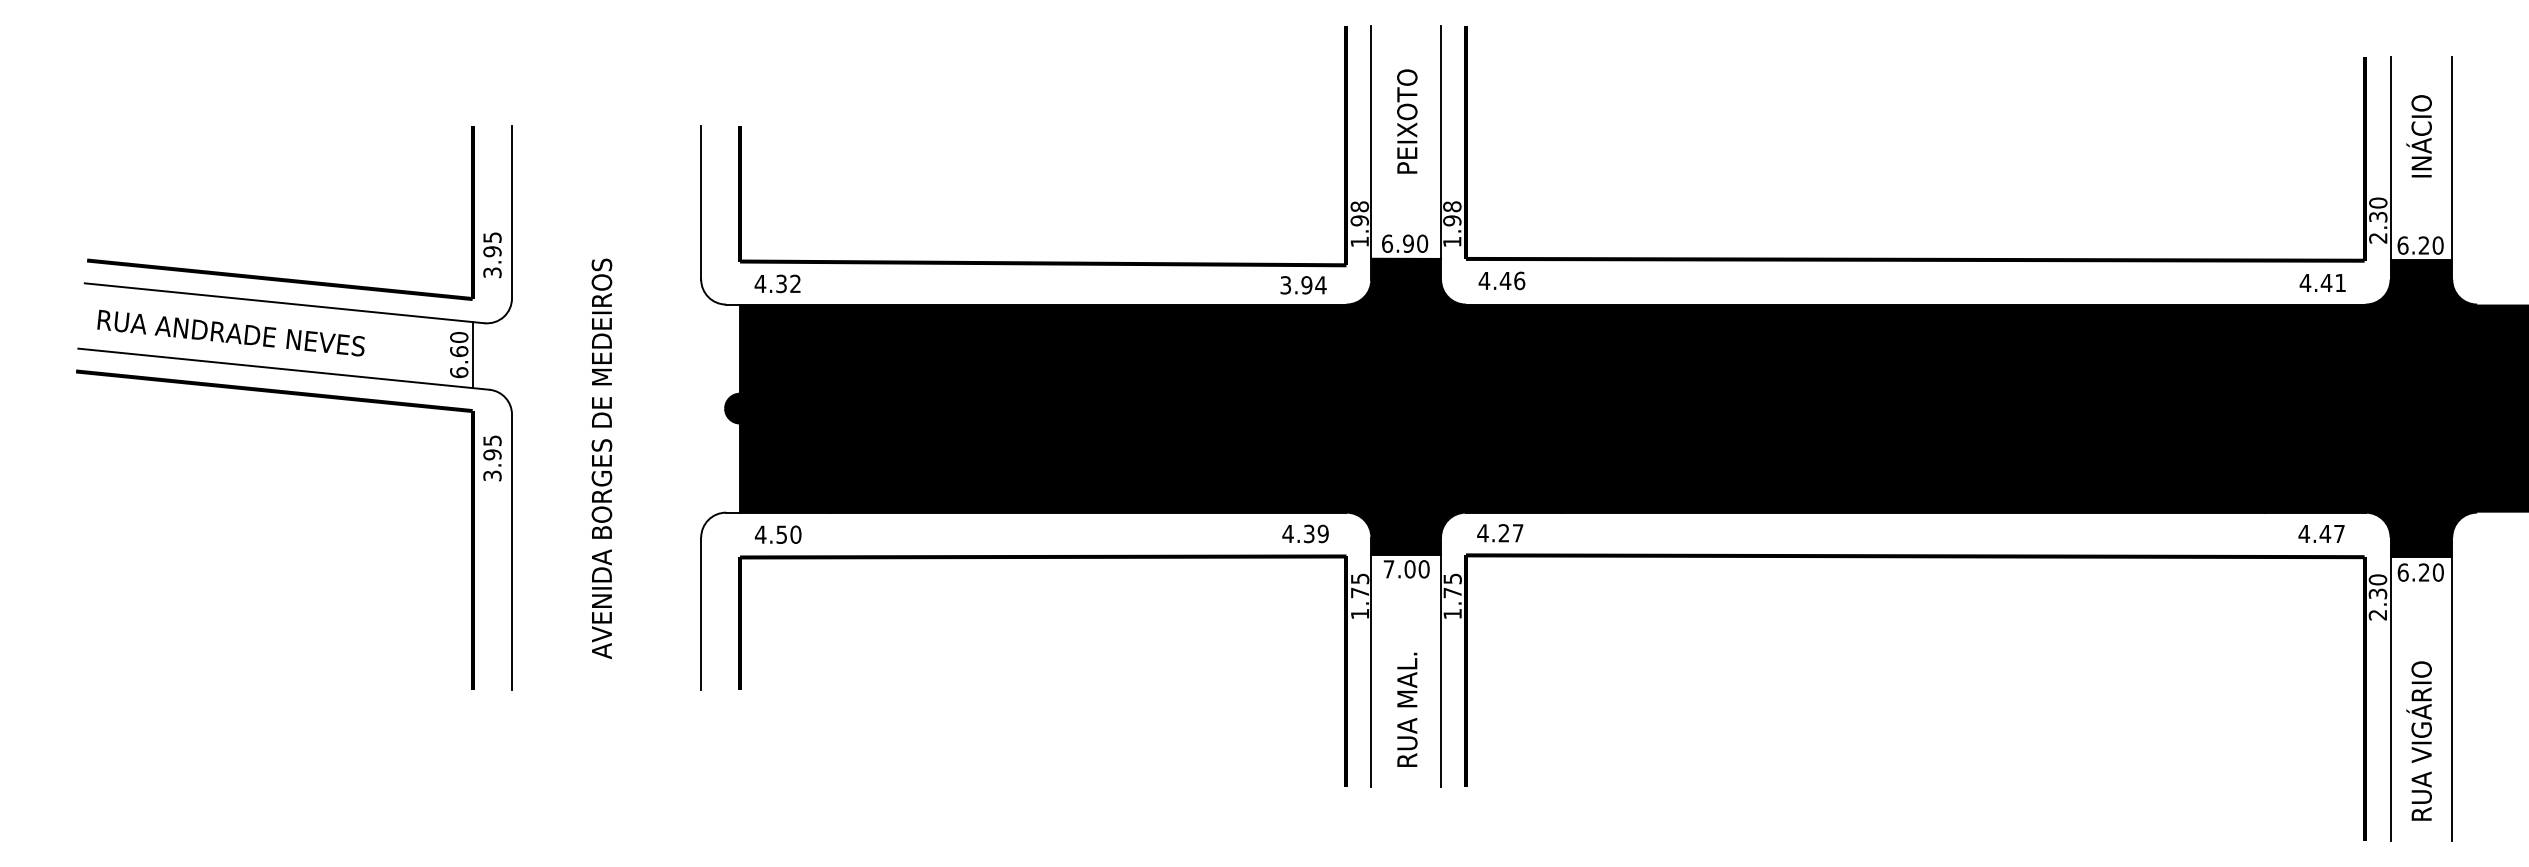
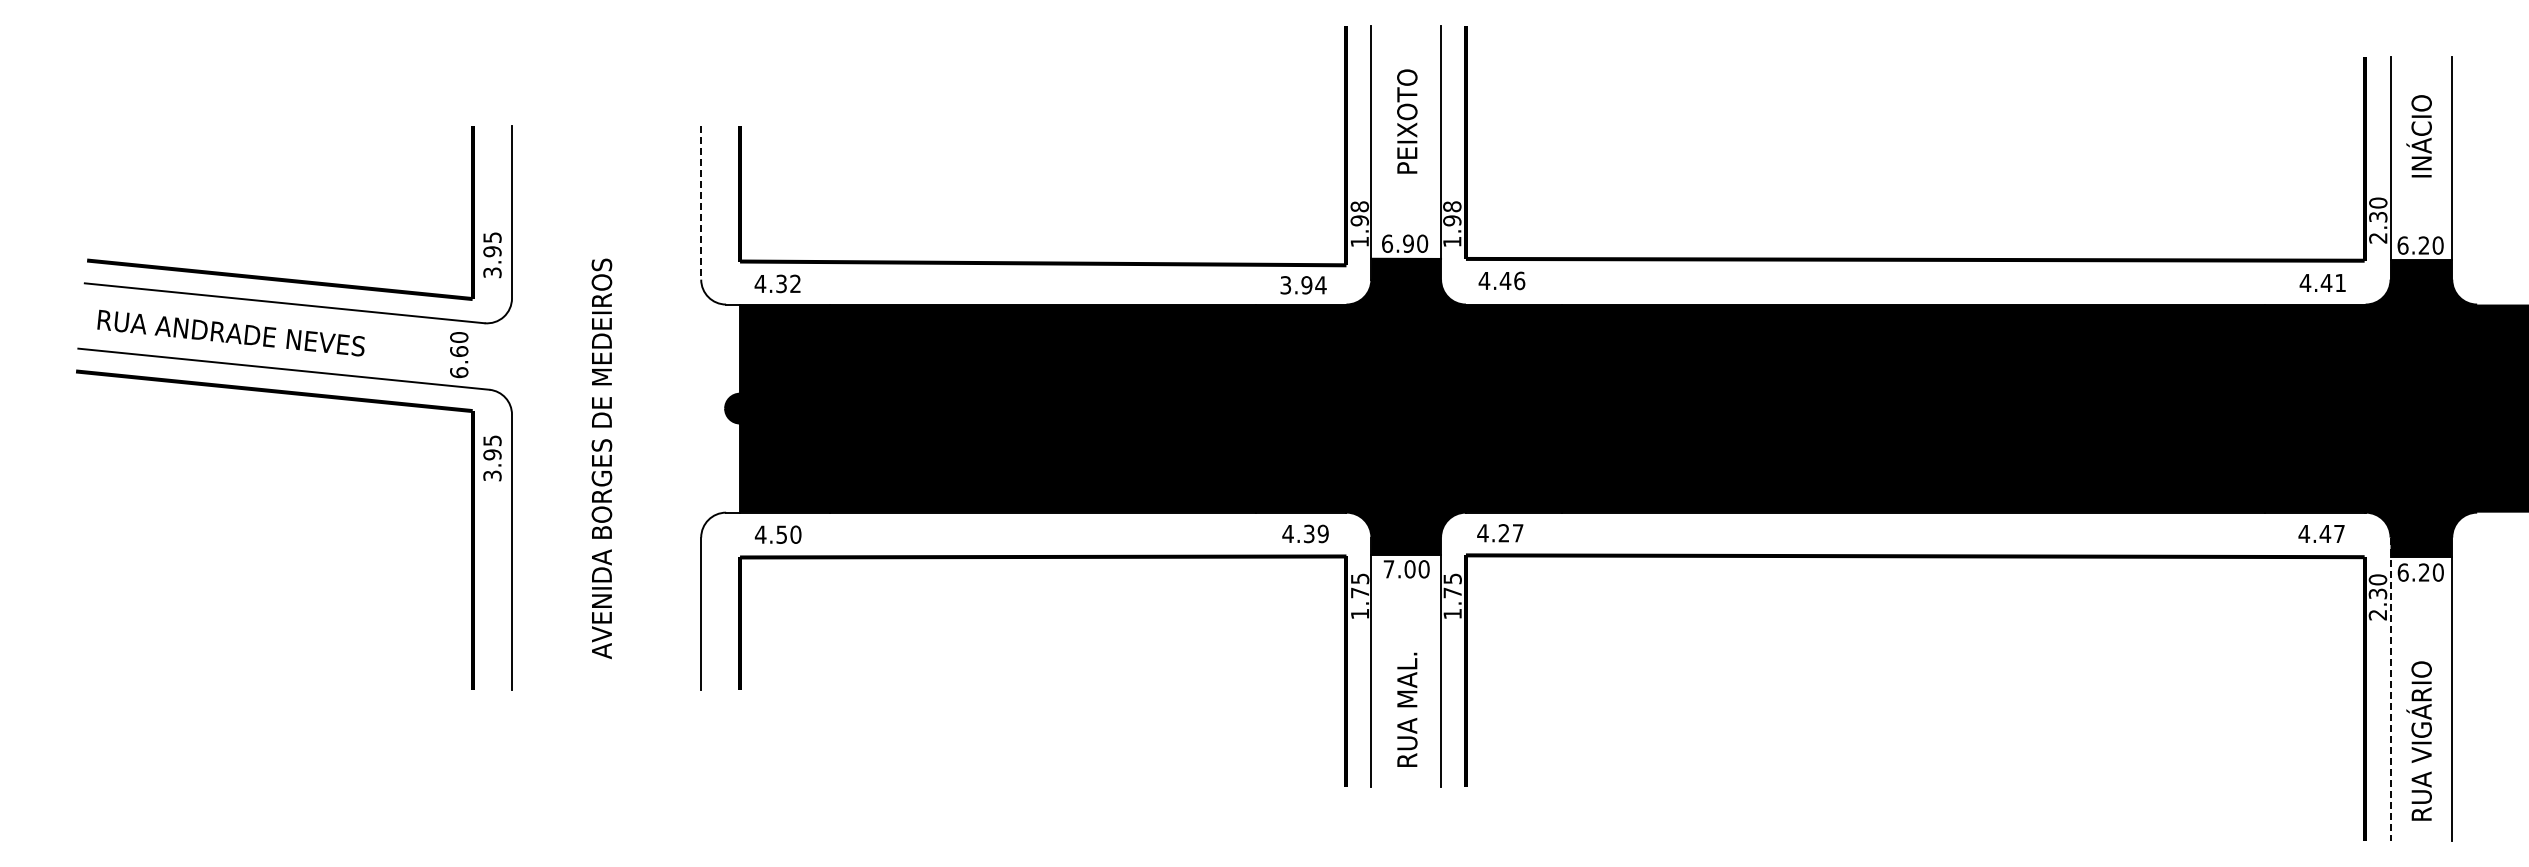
line: solid -> dashed (701, 202)
line: present -> none (472, 355)
line: solid -> dashed (2390, 689)
